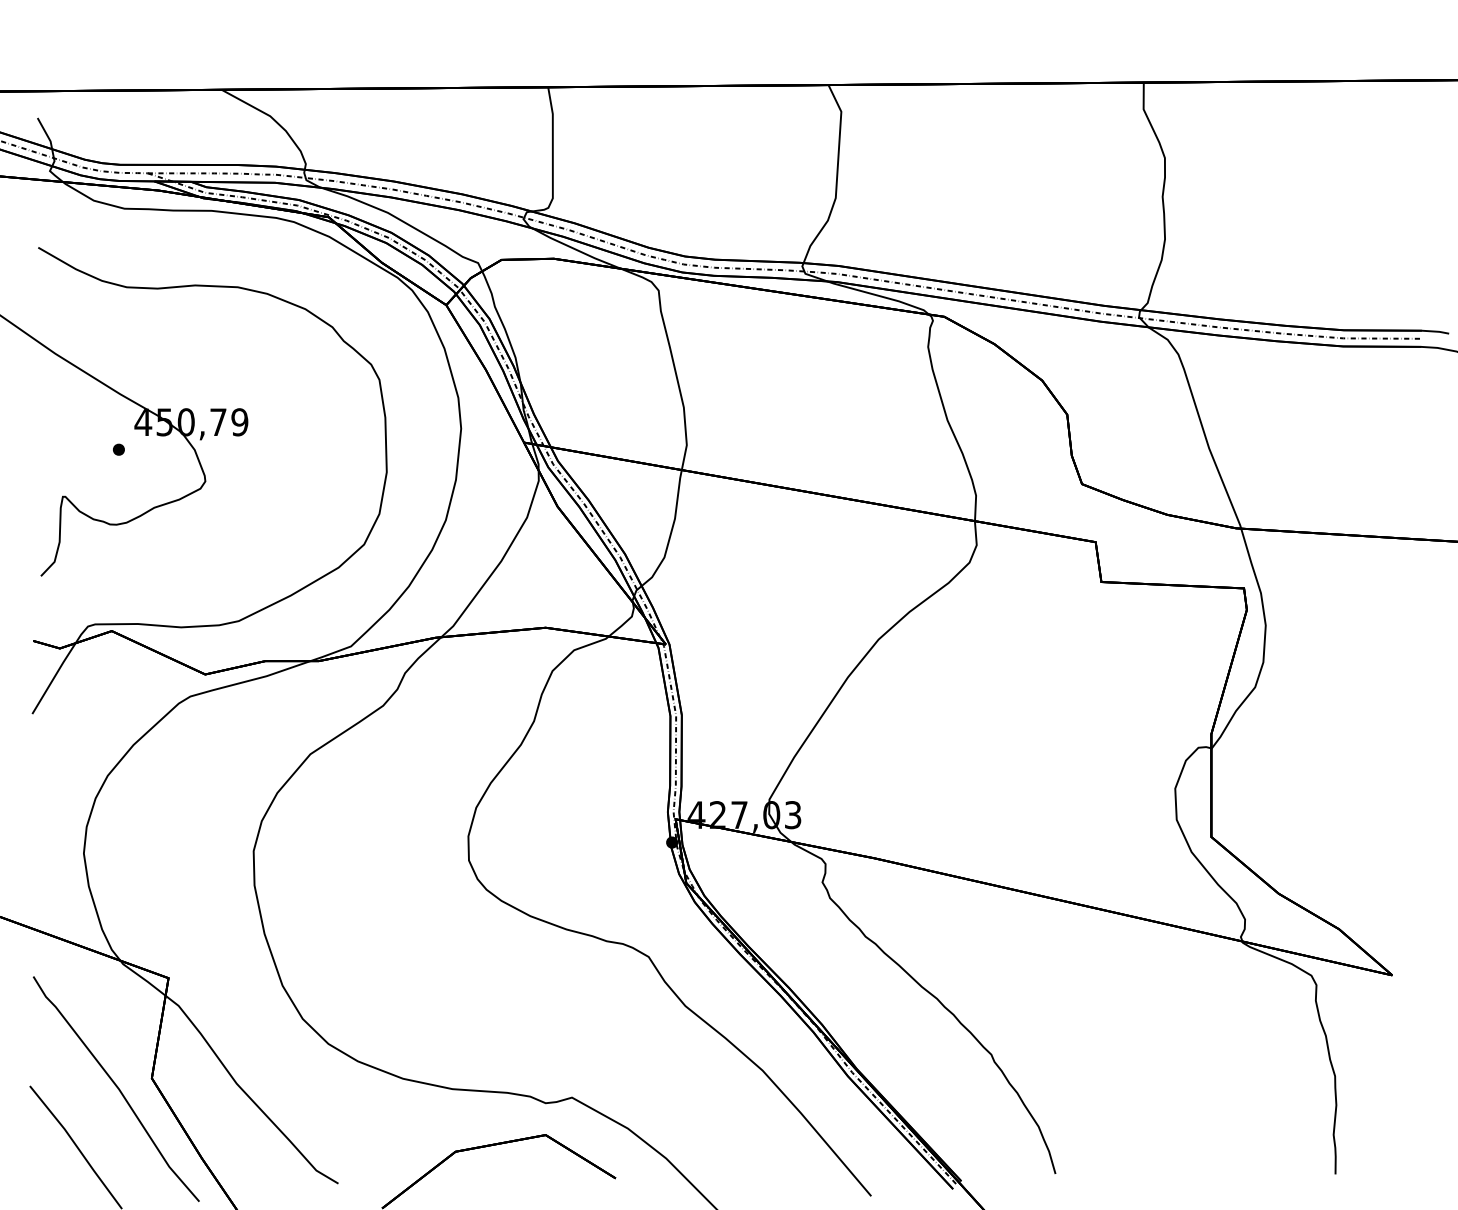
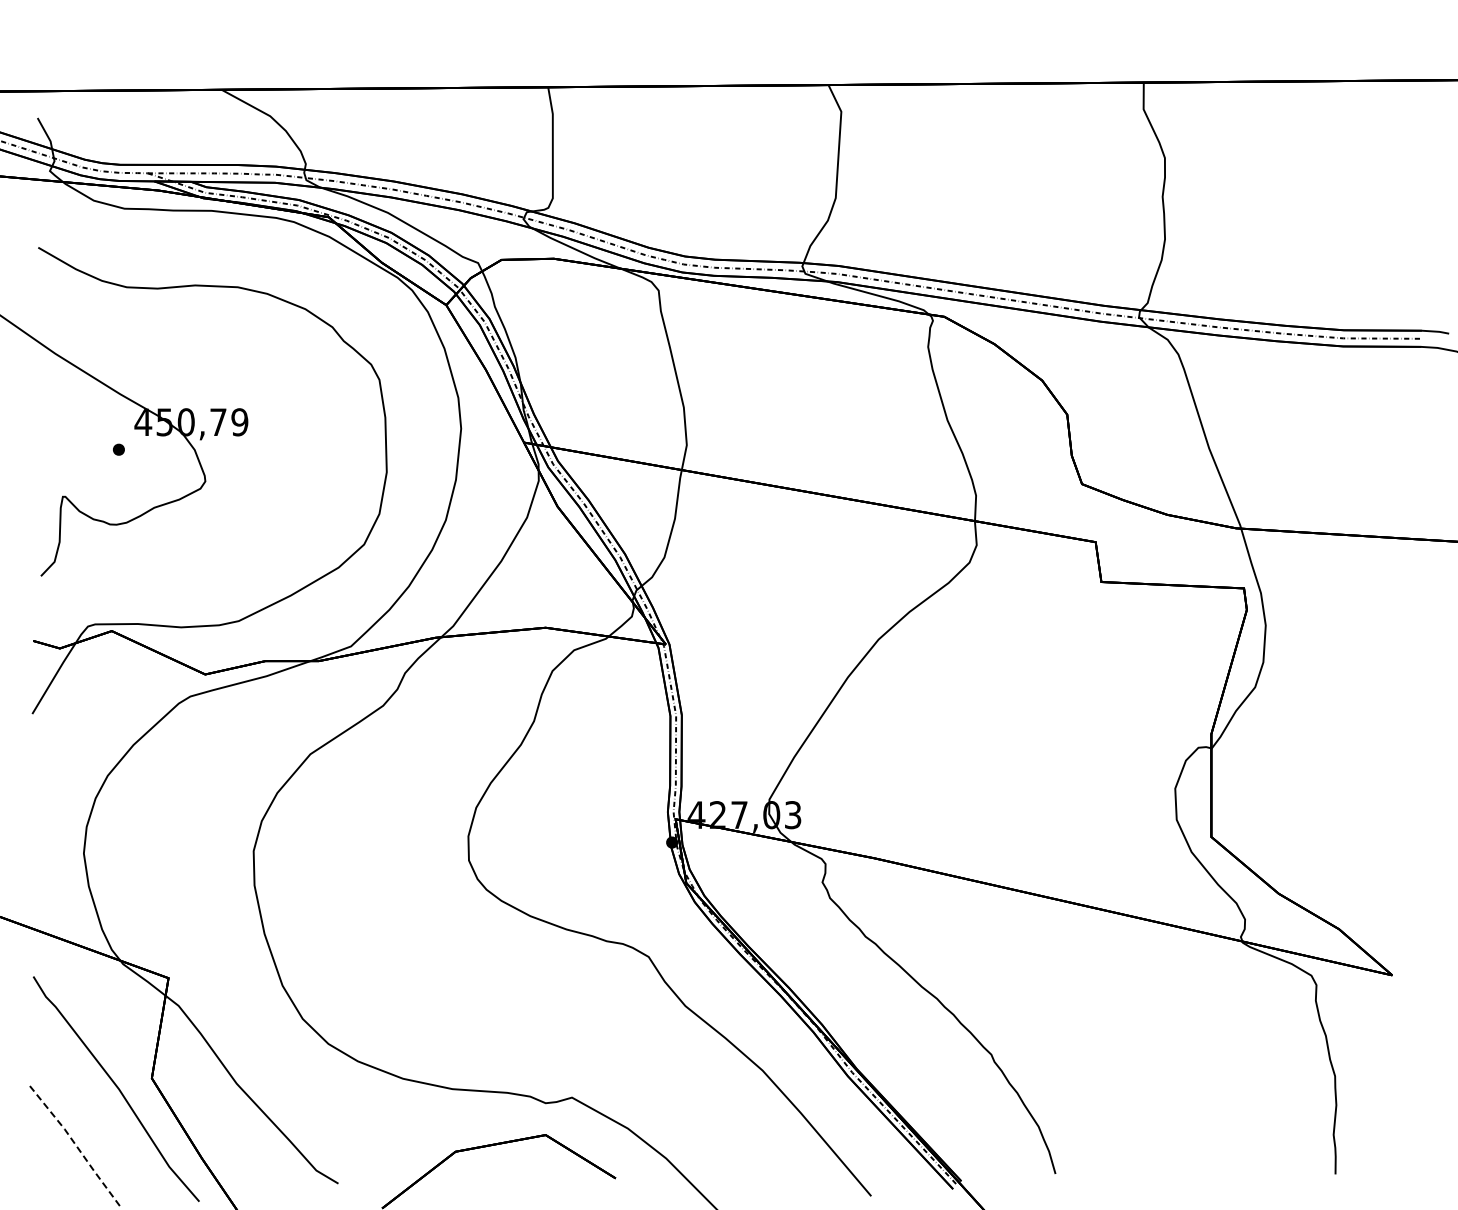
line: solid -> dashed (77, 1147)
